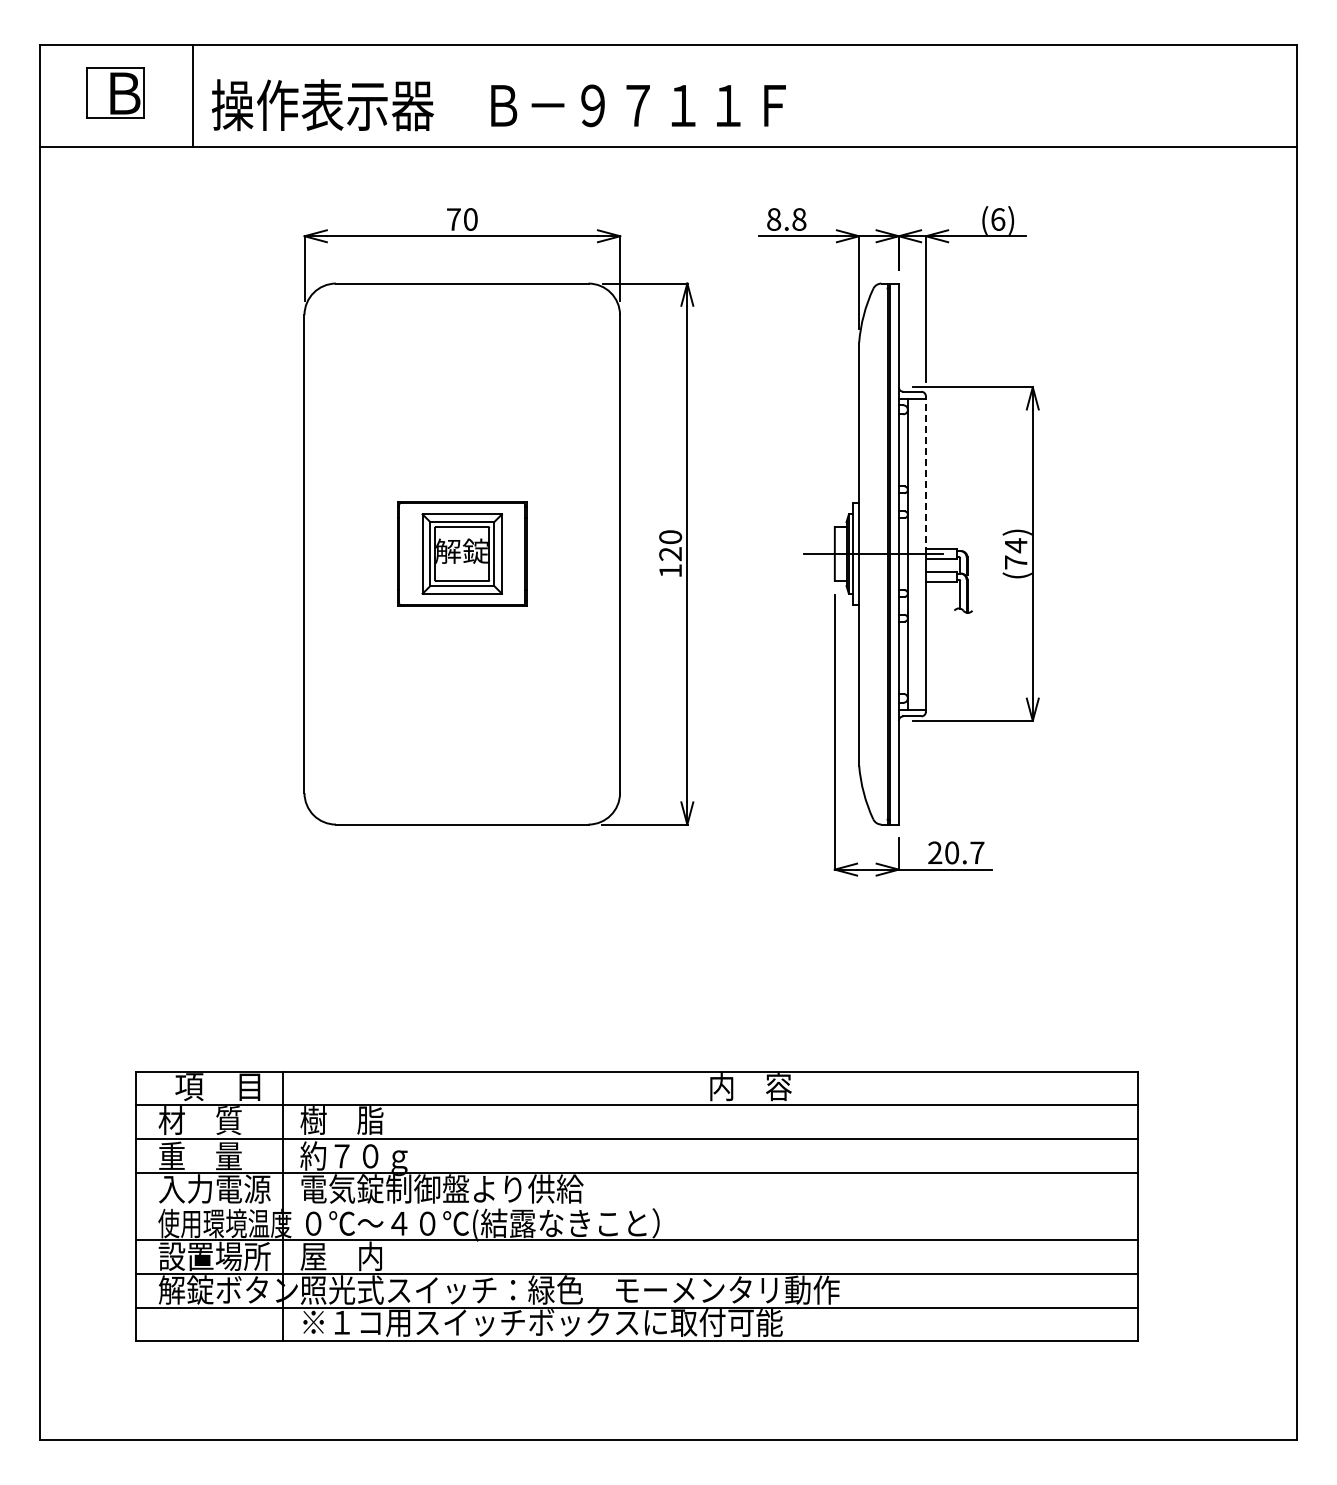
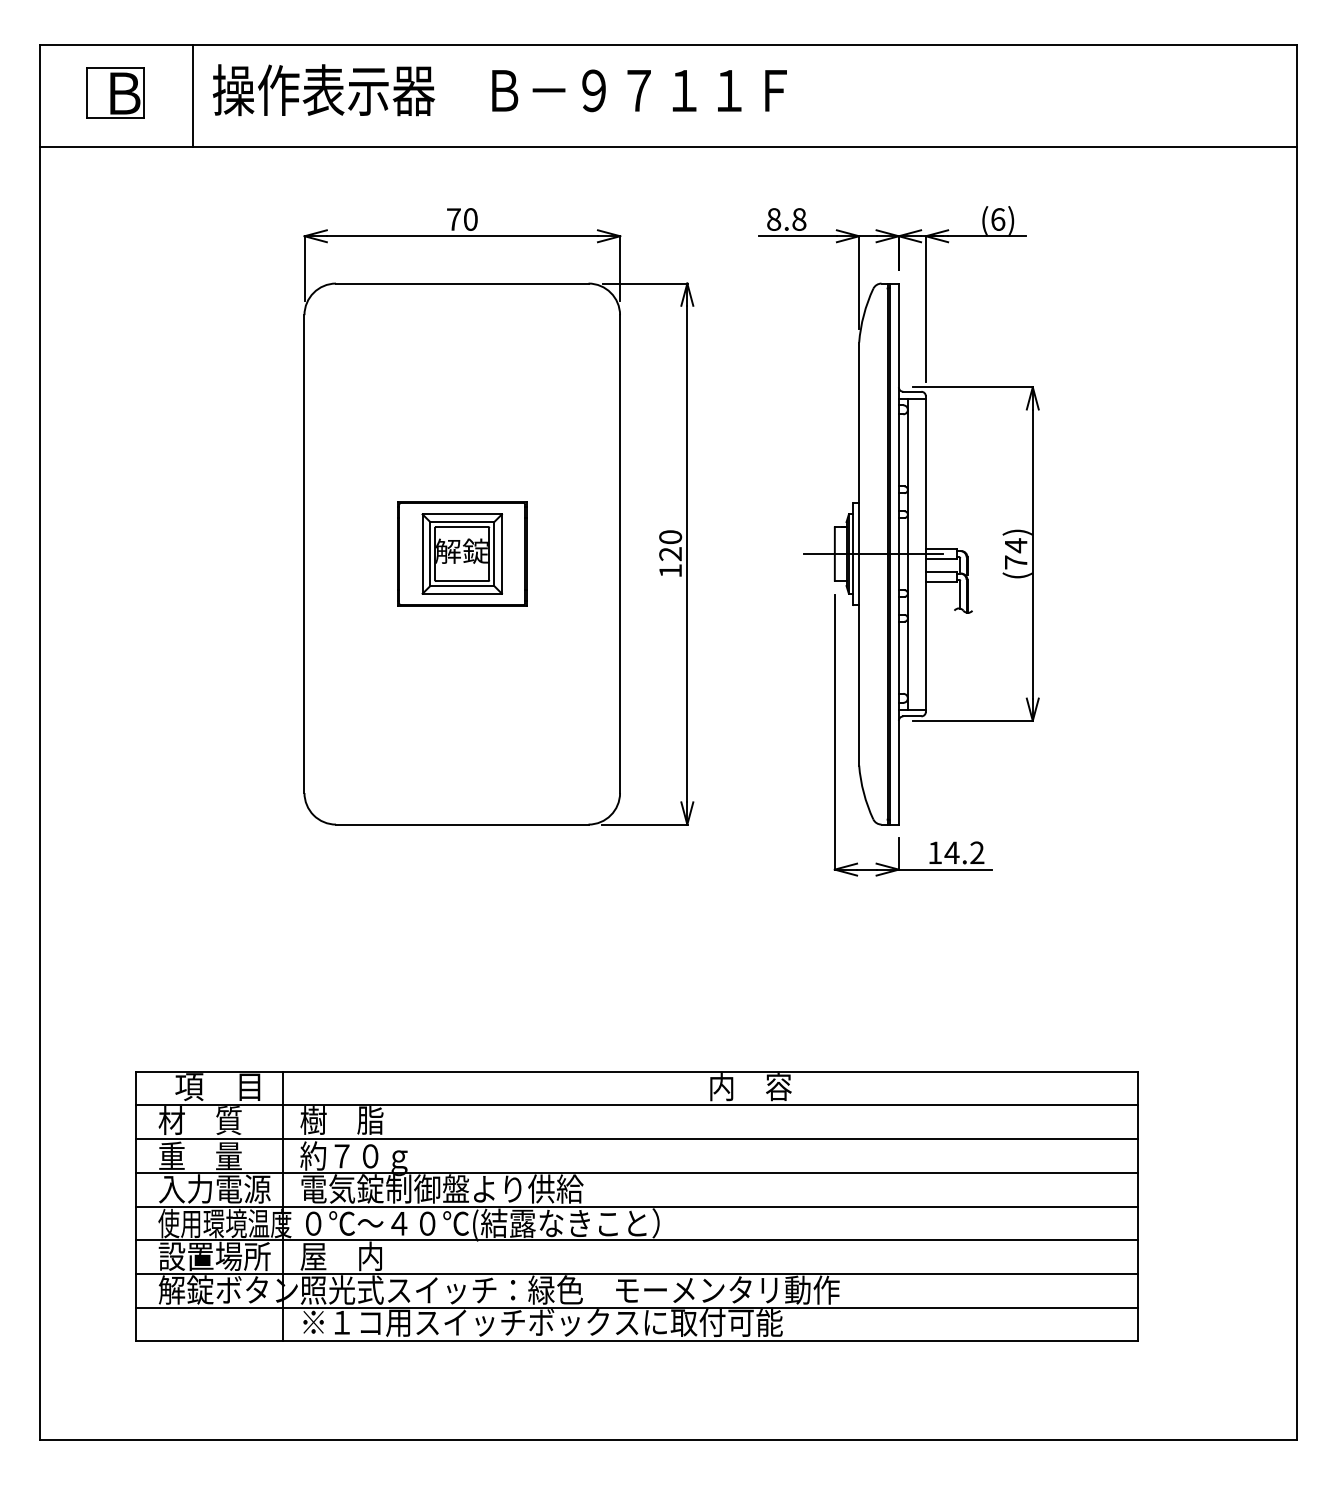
text position: (498, 105) -> (499, 90) (499, 90)
line: dashed -> solid (925, 475)
text: 20.7 -> 14.2 (956, 852)
line: none -> present (636, 1206)
